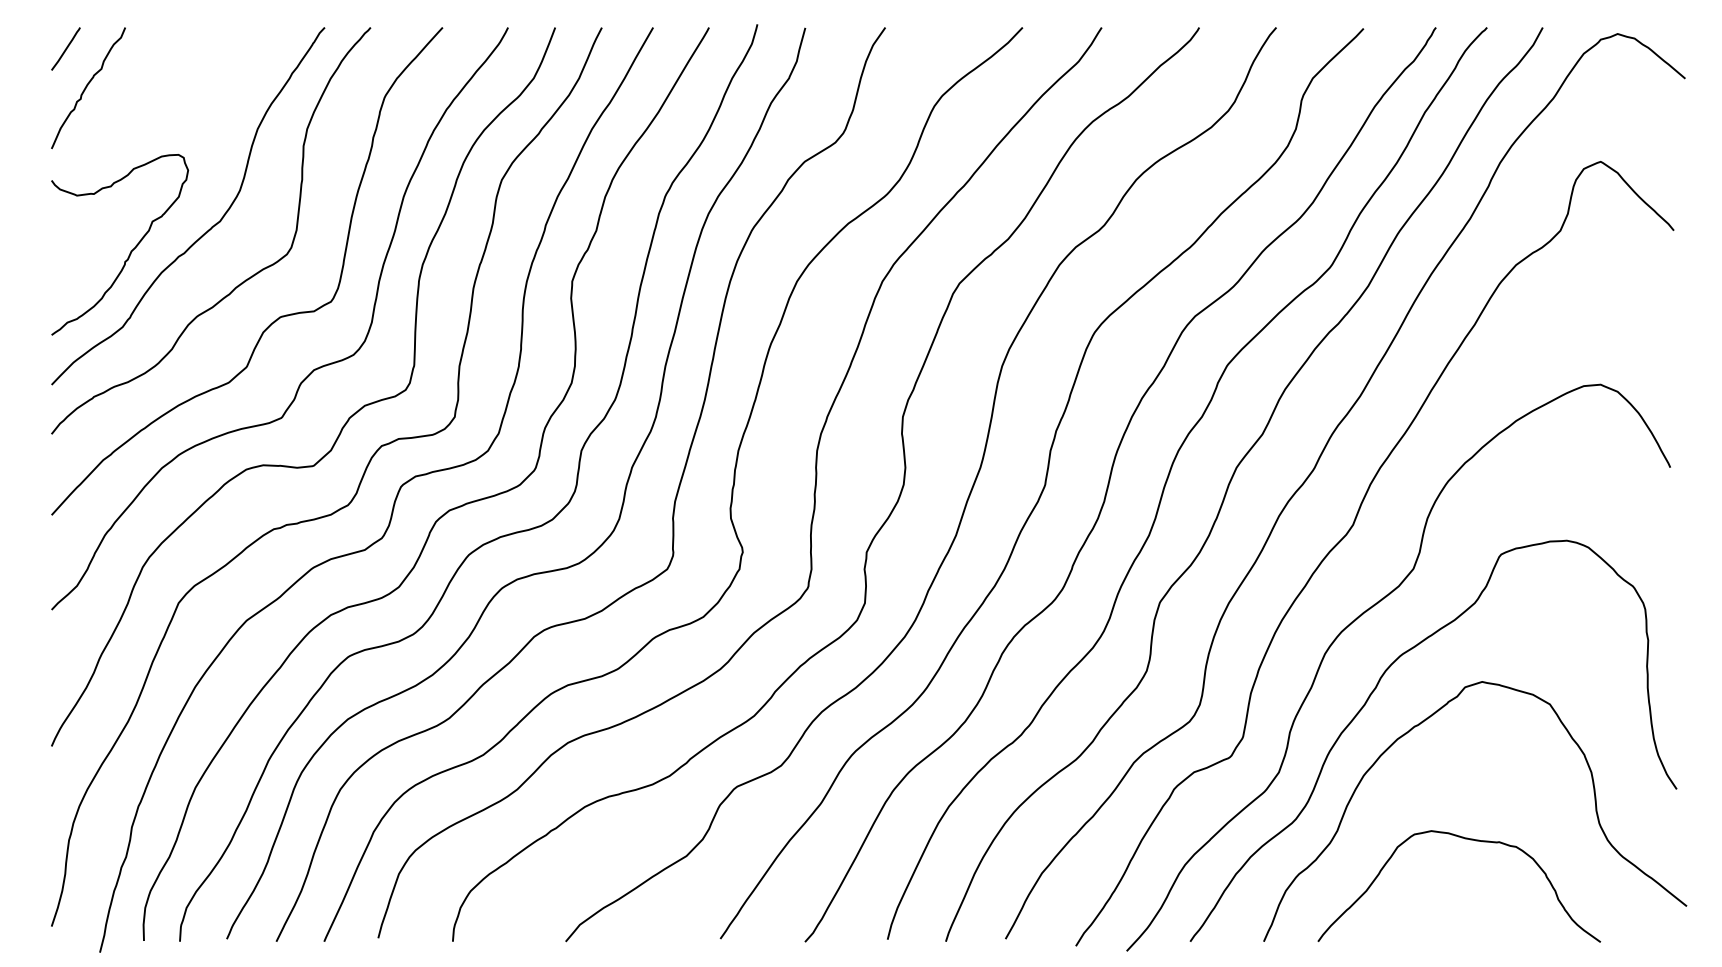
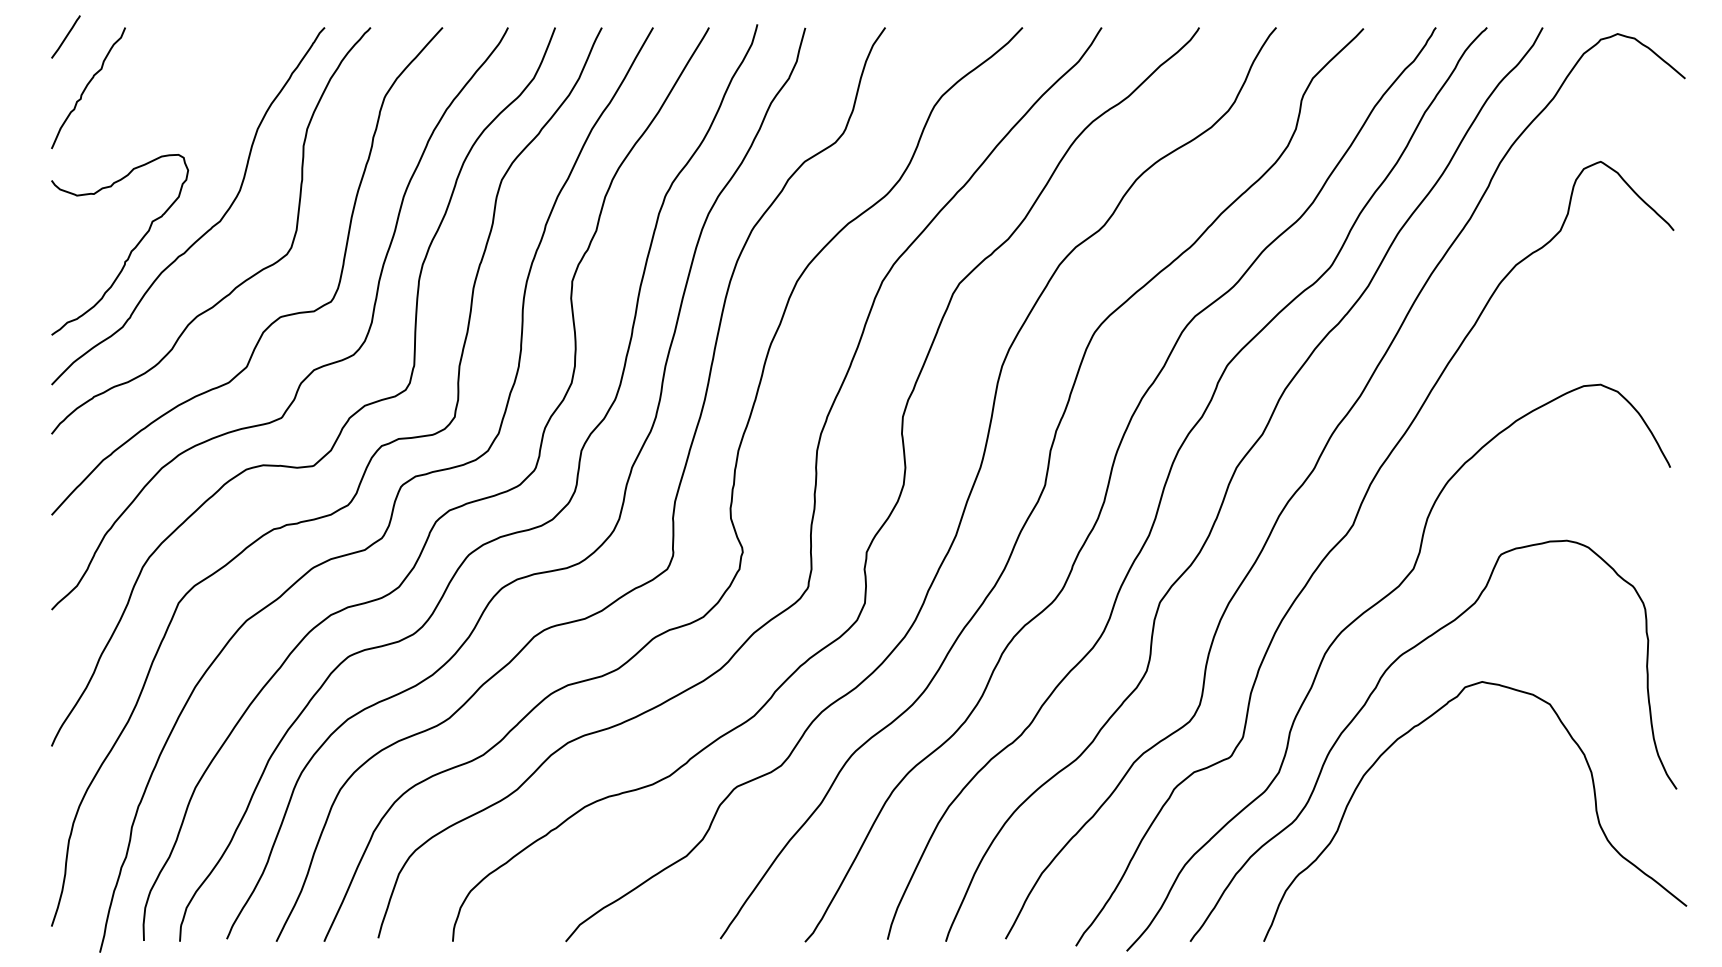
line position: (65, 48) -> (65, 36) (65, 36)
curve: present -> none (1465, 839)
